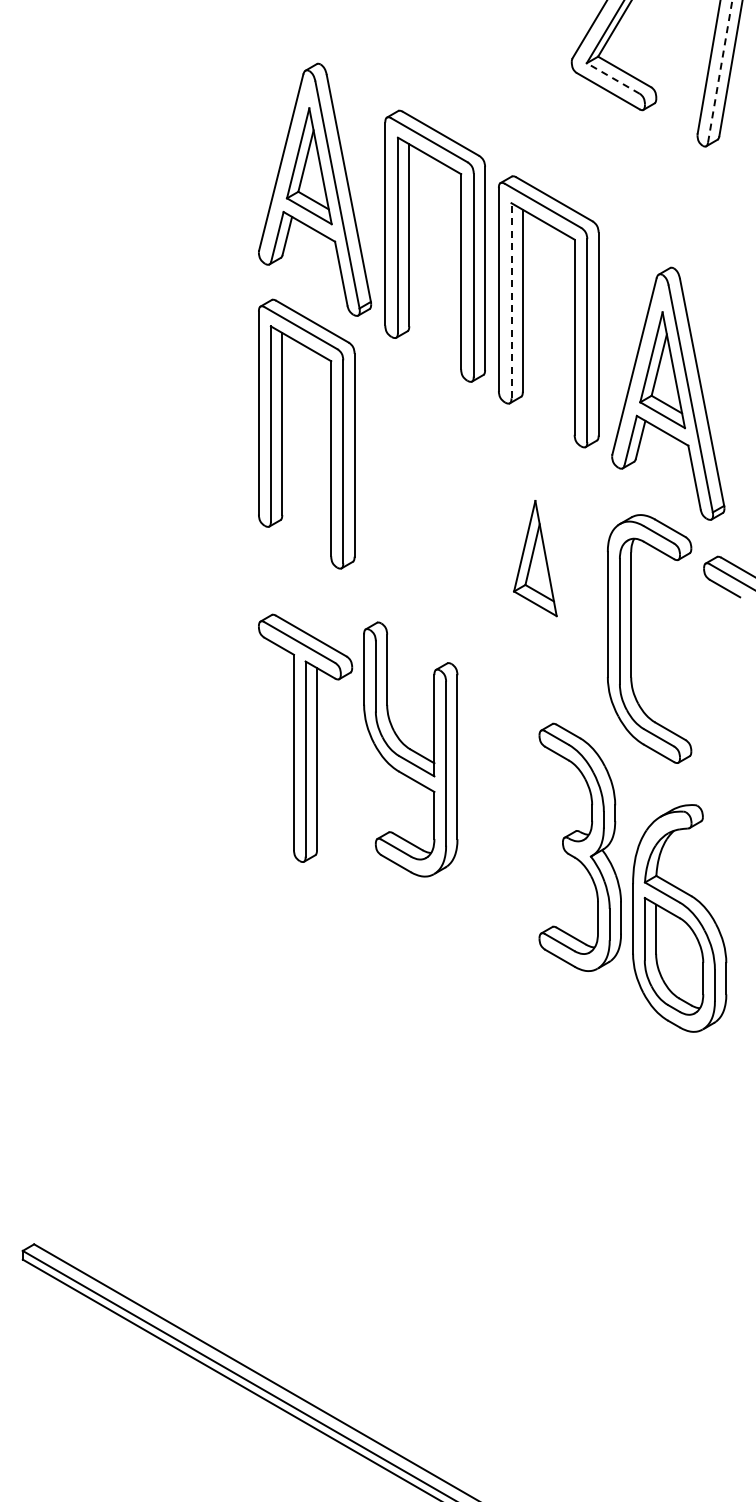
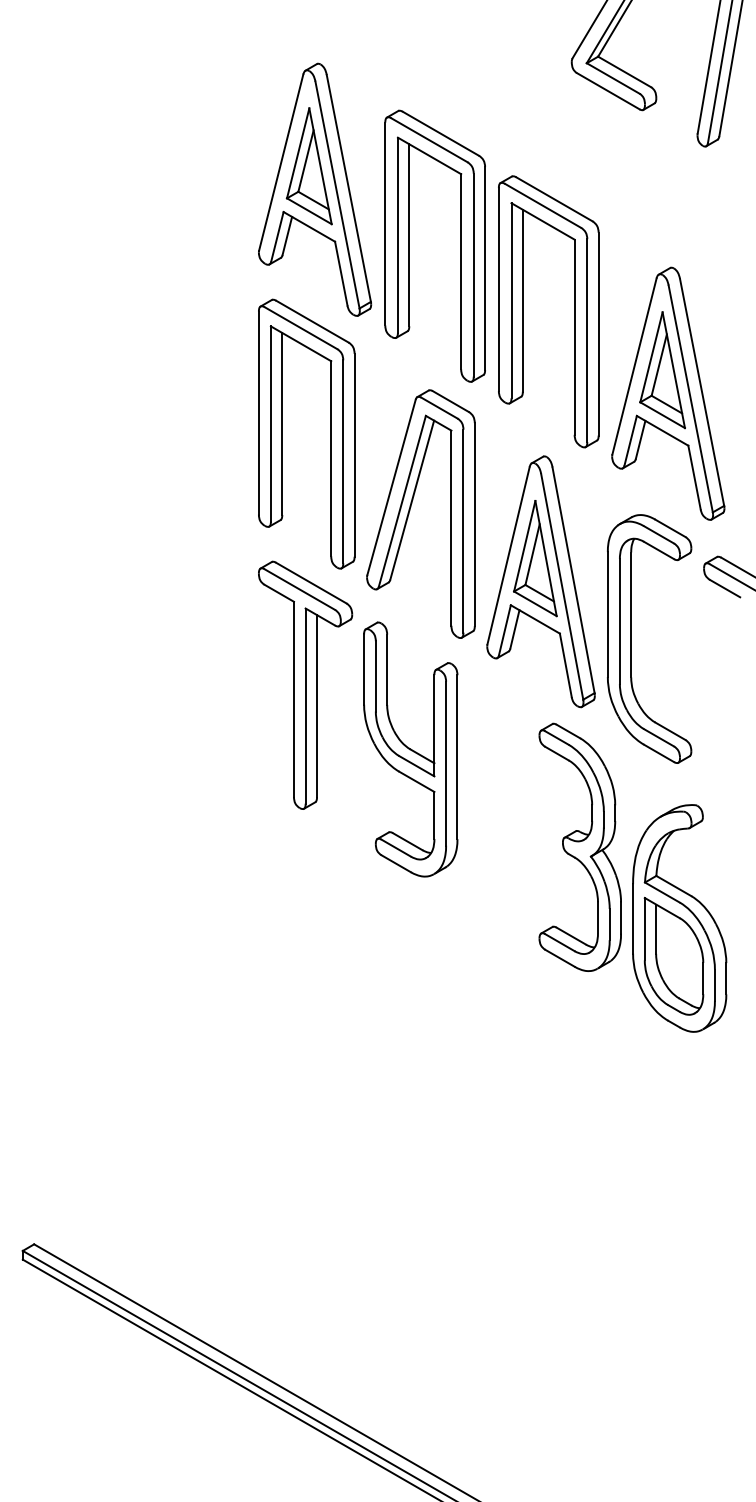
line: dashed -> solid (720, 71)
line: dashed -> solid (613, 78)
line: dashed -> solid (511, 300)
part: none -> present (410, 510)
part: none -> present (540, 581)
part position: (305, 737) -> (305, 684) (305, 684)
